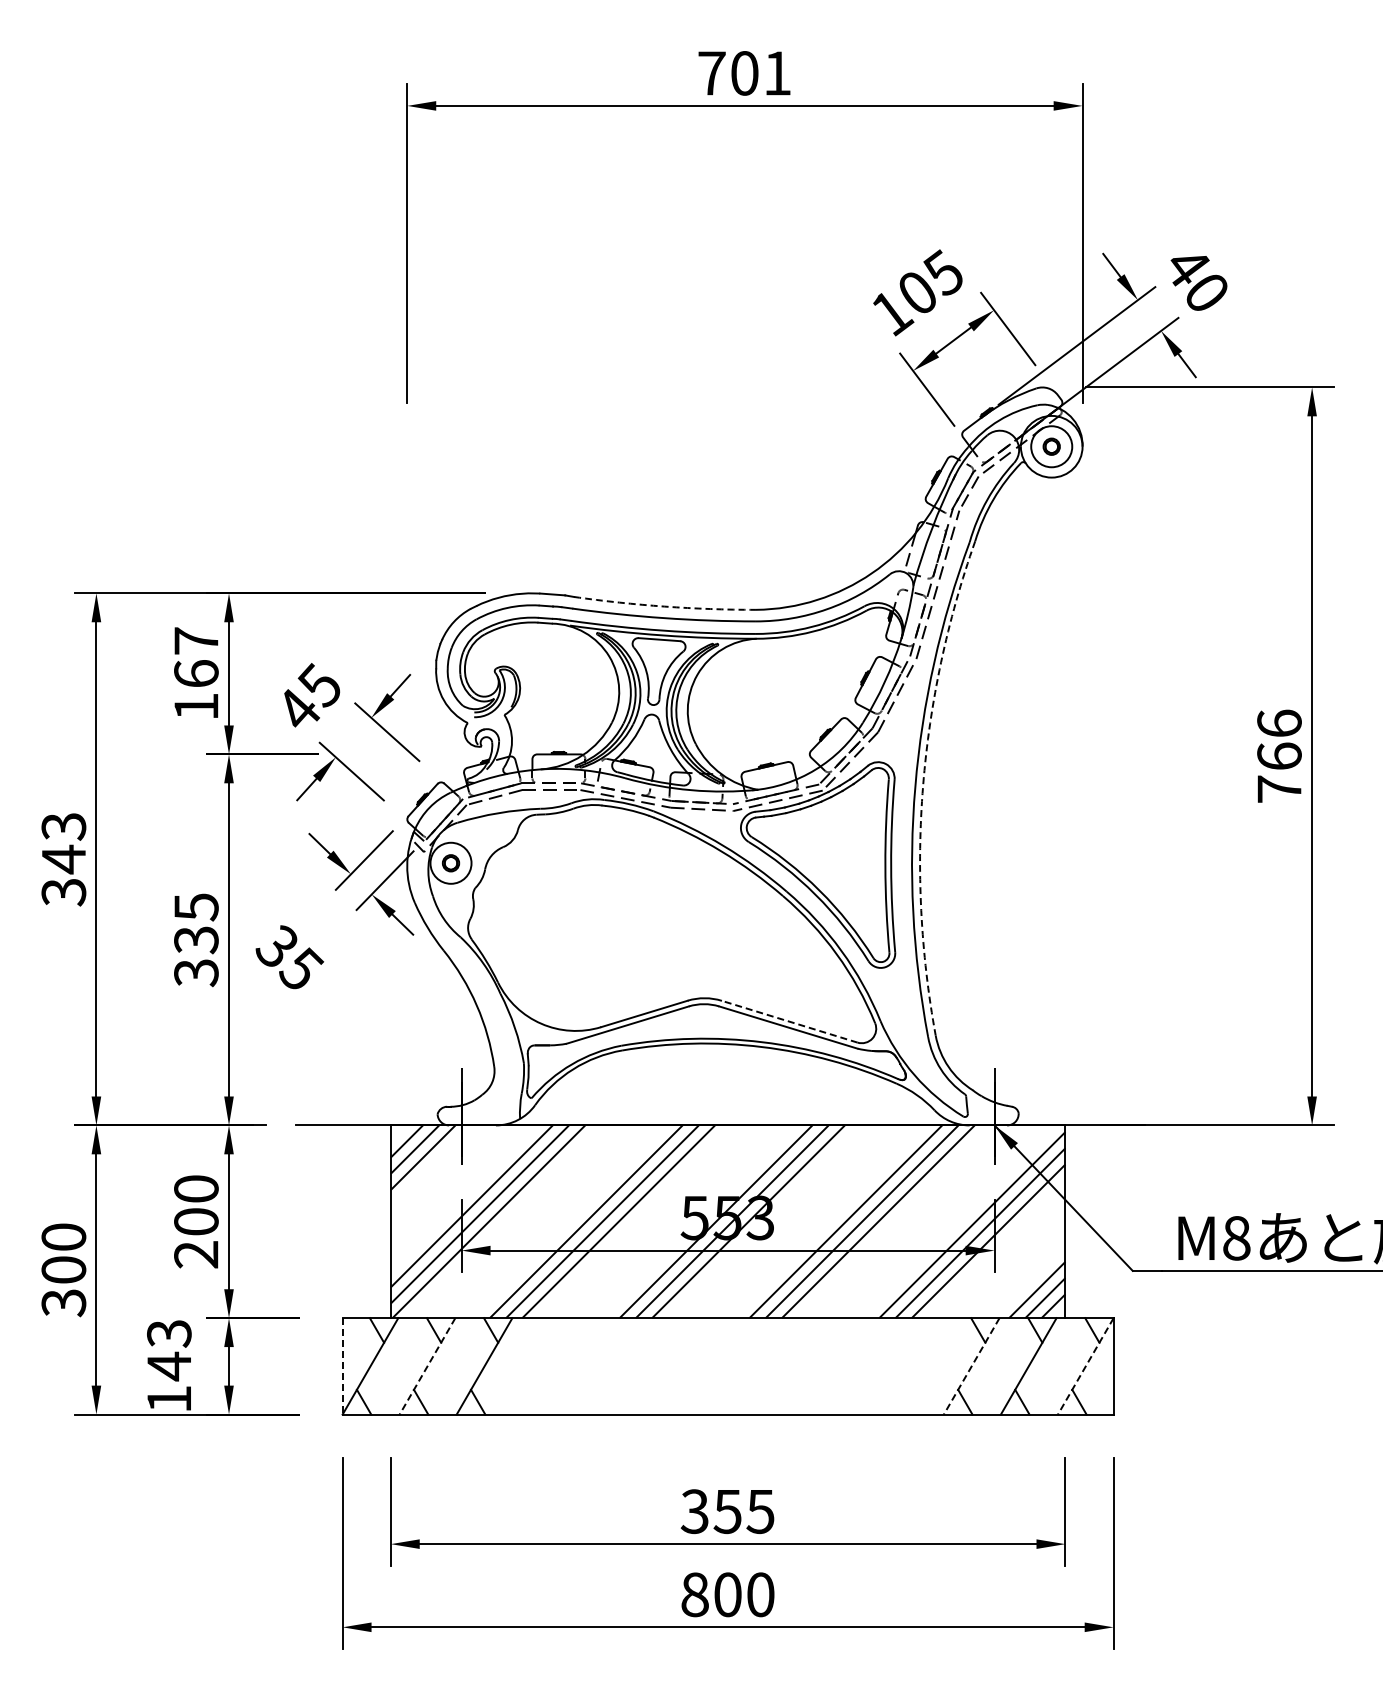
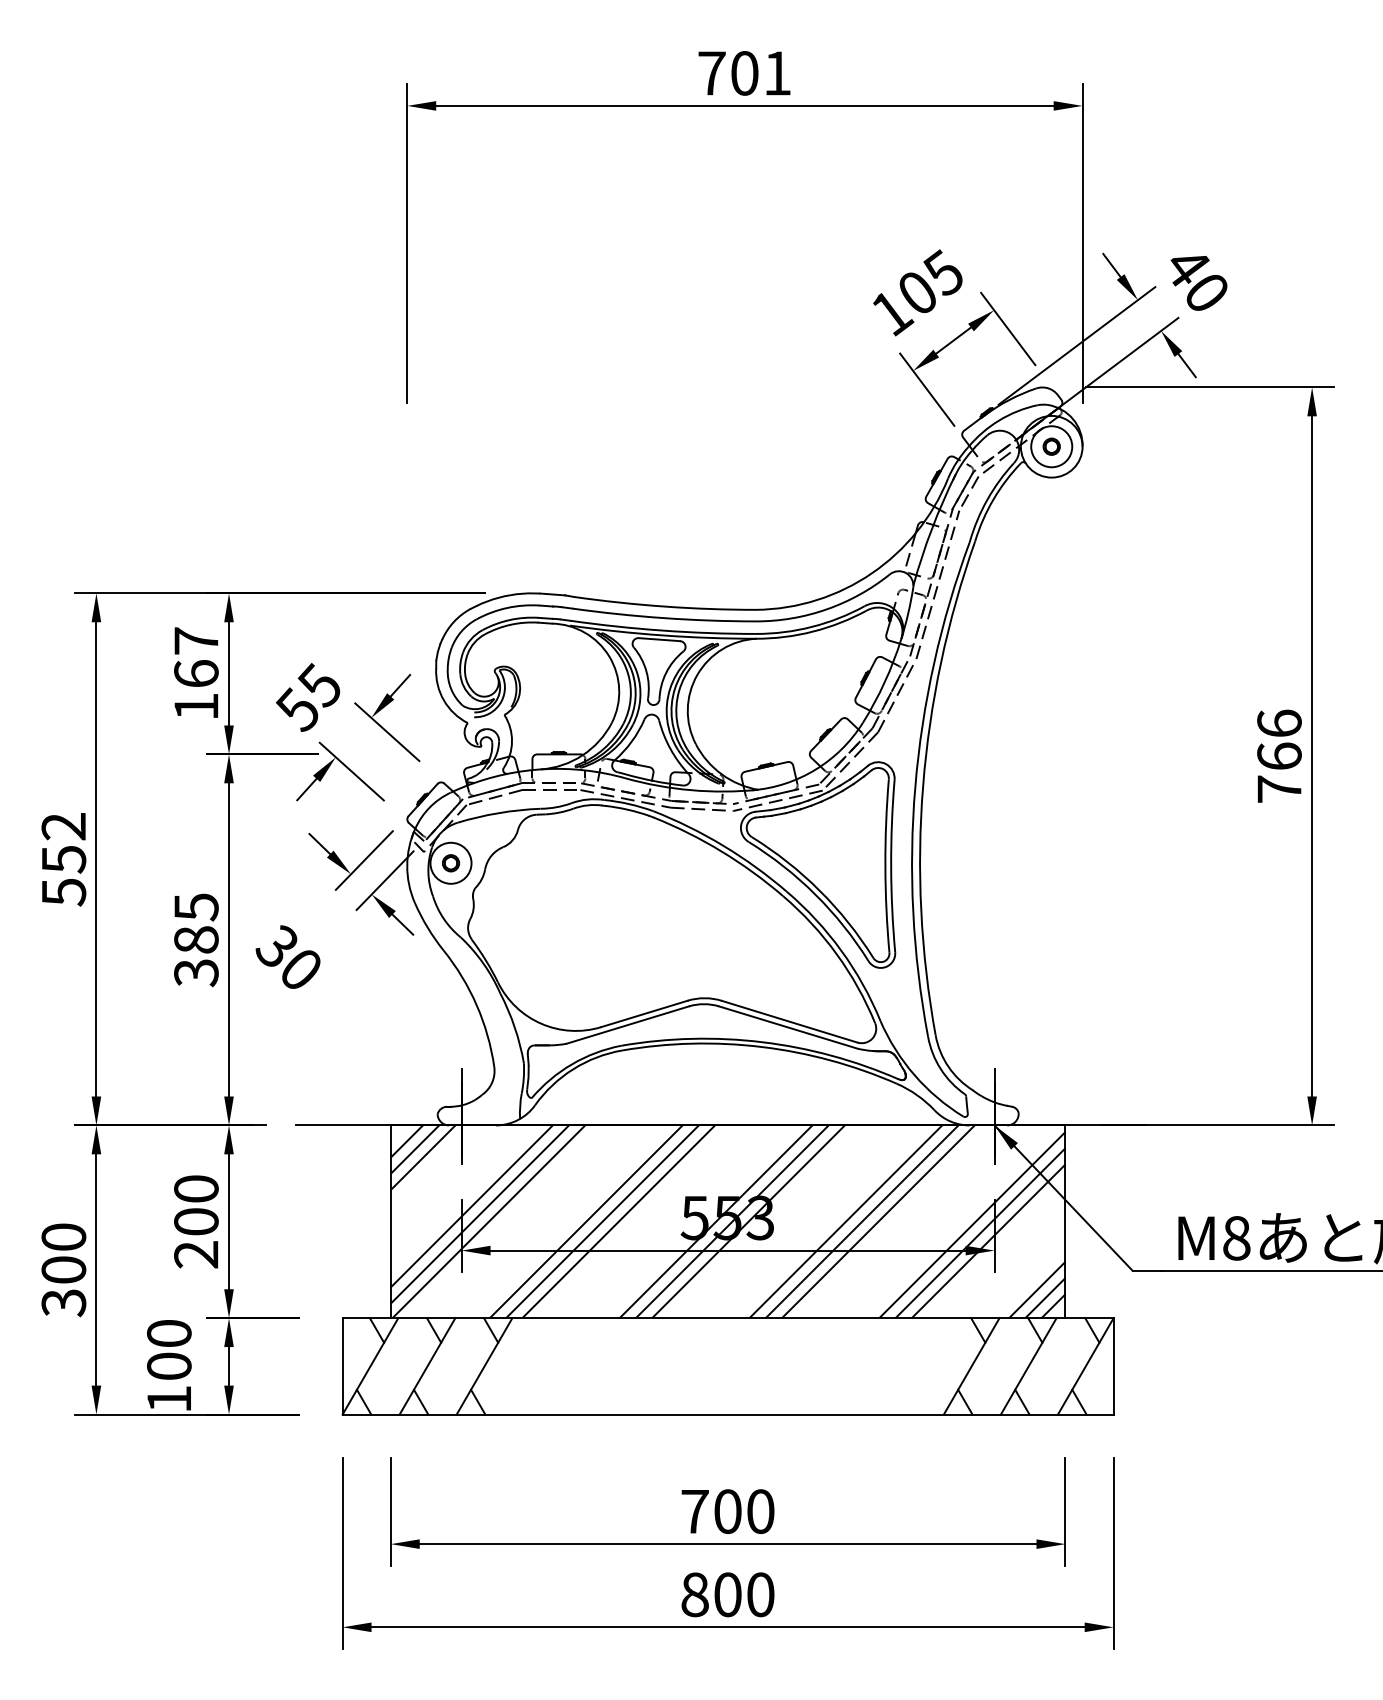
arc: dashed -> solid (664, 606)
text: 45 -> 55 (297, 709)
arc: dashed -> solid (923, 785)
text: 343 -> 552 (63, 859)
text: 335 -> 385 (196, 940)
text: 35 -> 30 (301, 968)
line: dashed -> solid (789, 1021)
text: 143 -> 100 (169, 1350)
line: dashed -> solid (342, 1366)
line: dashed -> solid (427, 1366)
line: dashed -> solid (971, 1366)
line: dashed -> solid (1085, 1366)
text: 355 -> 700 (727, 1511)
